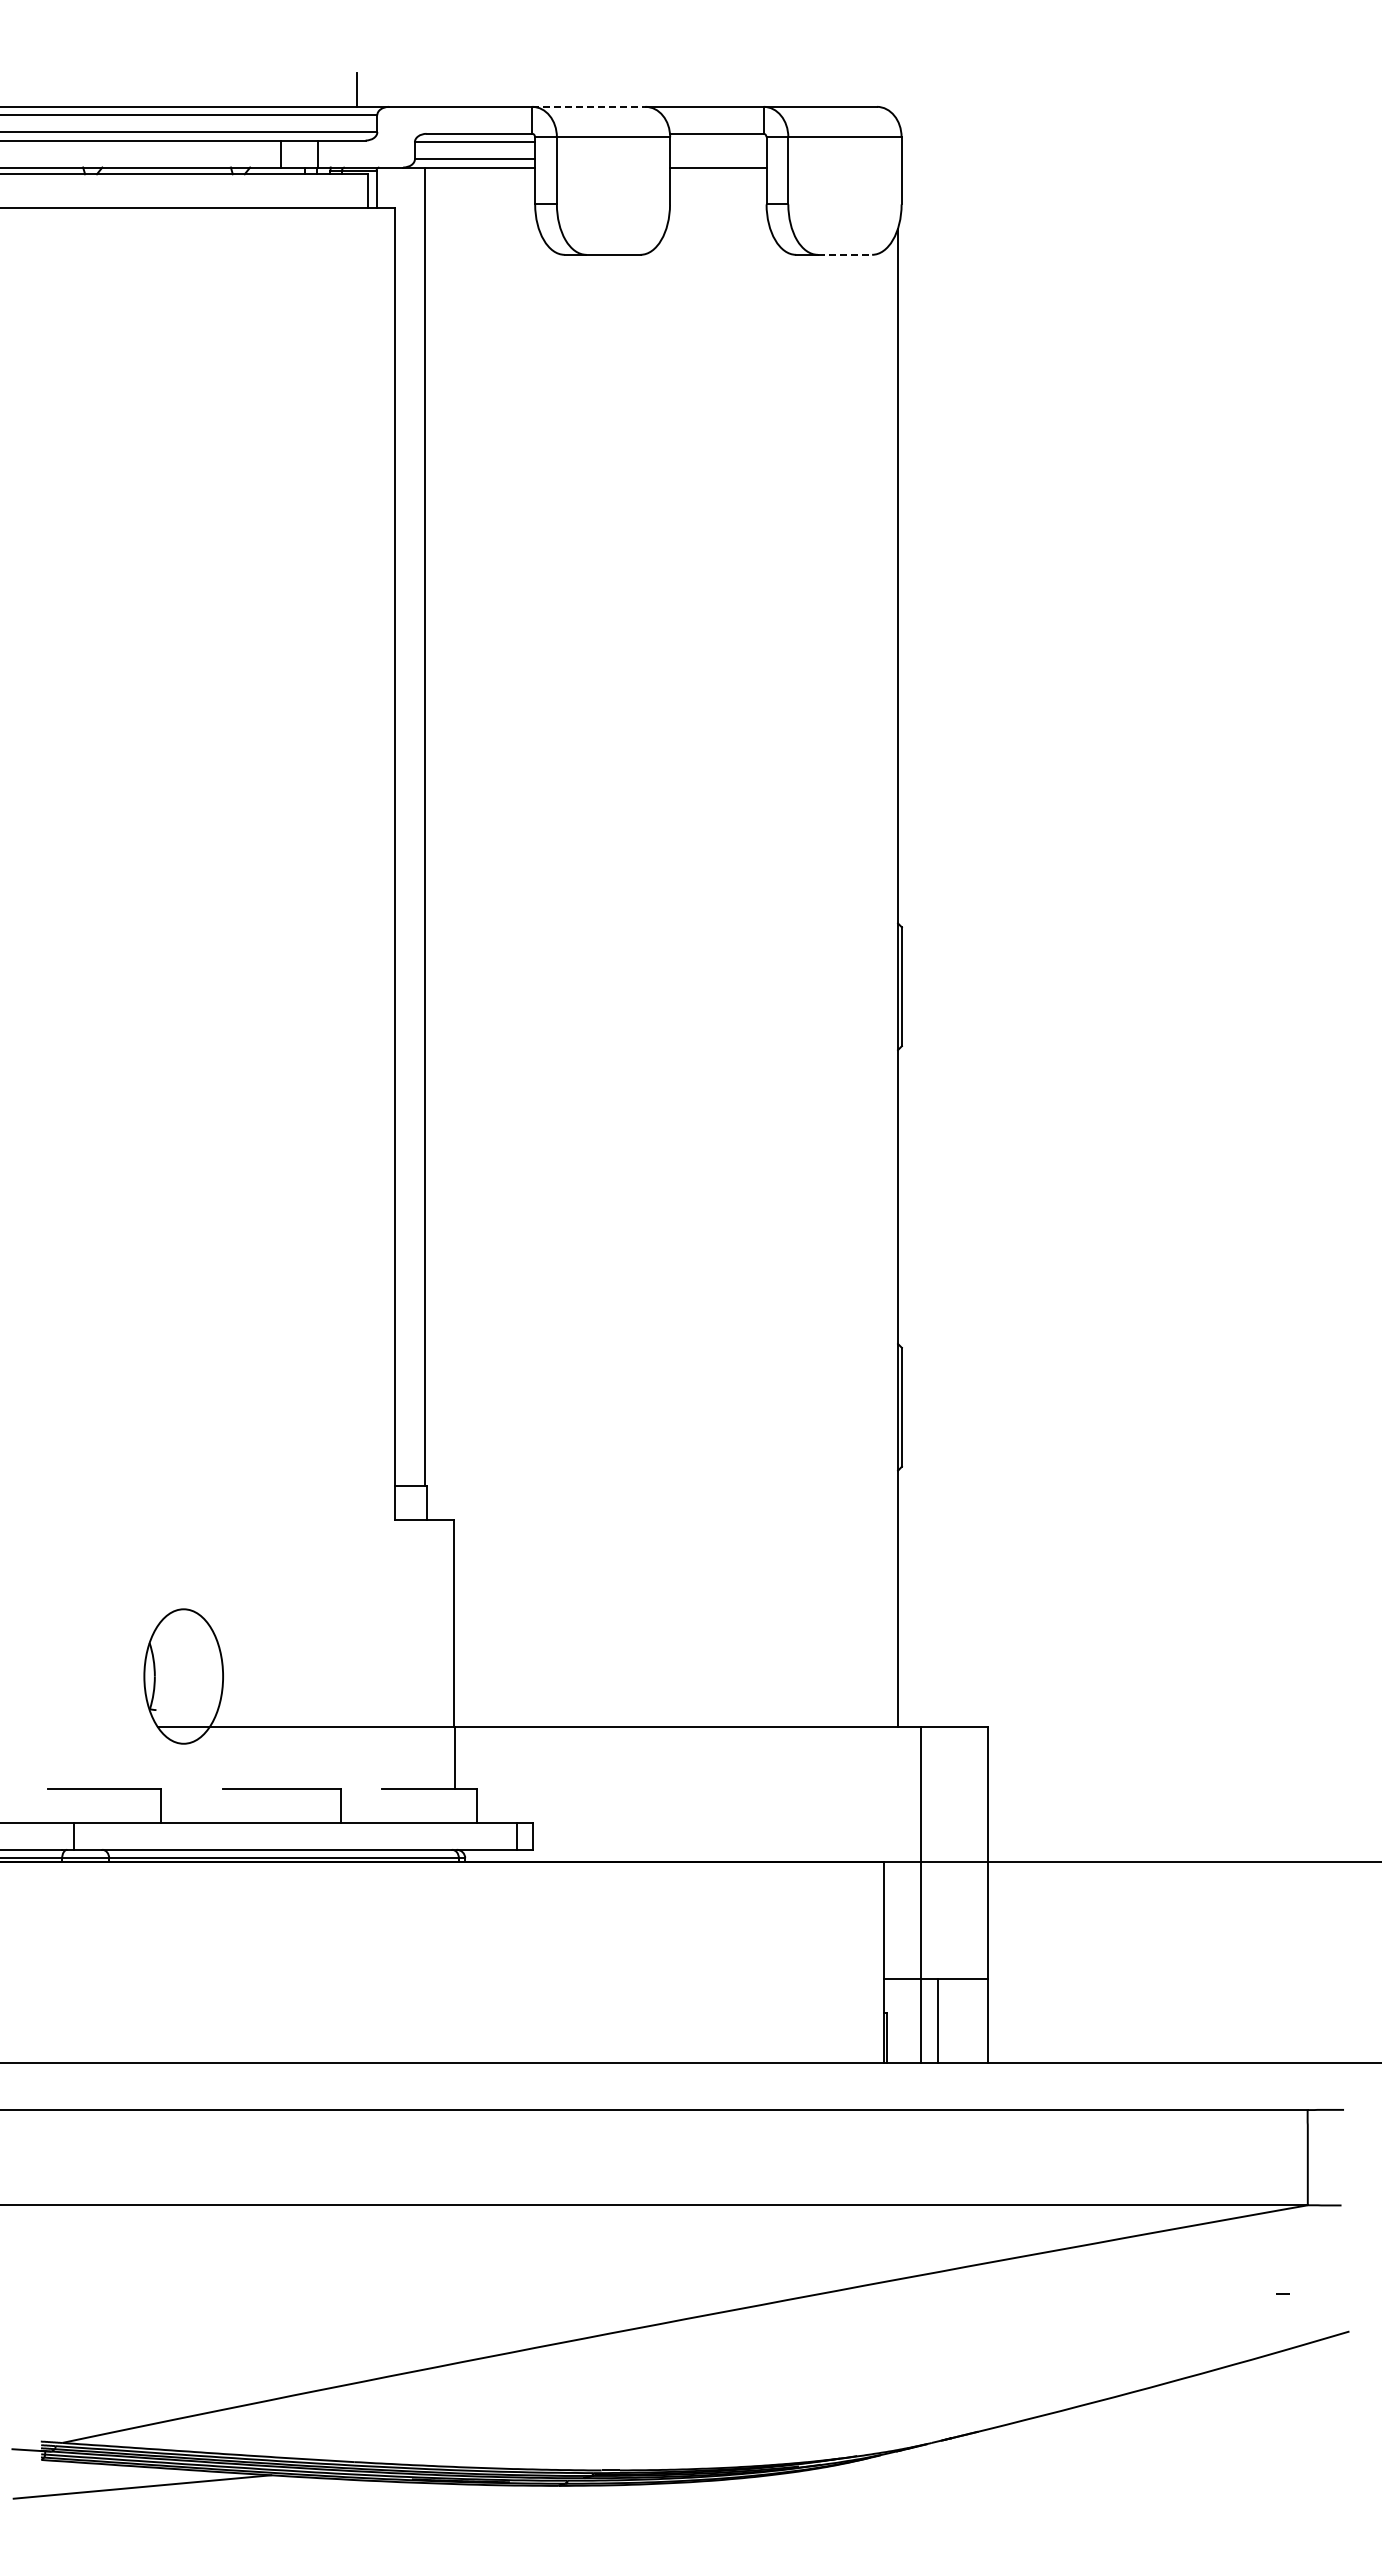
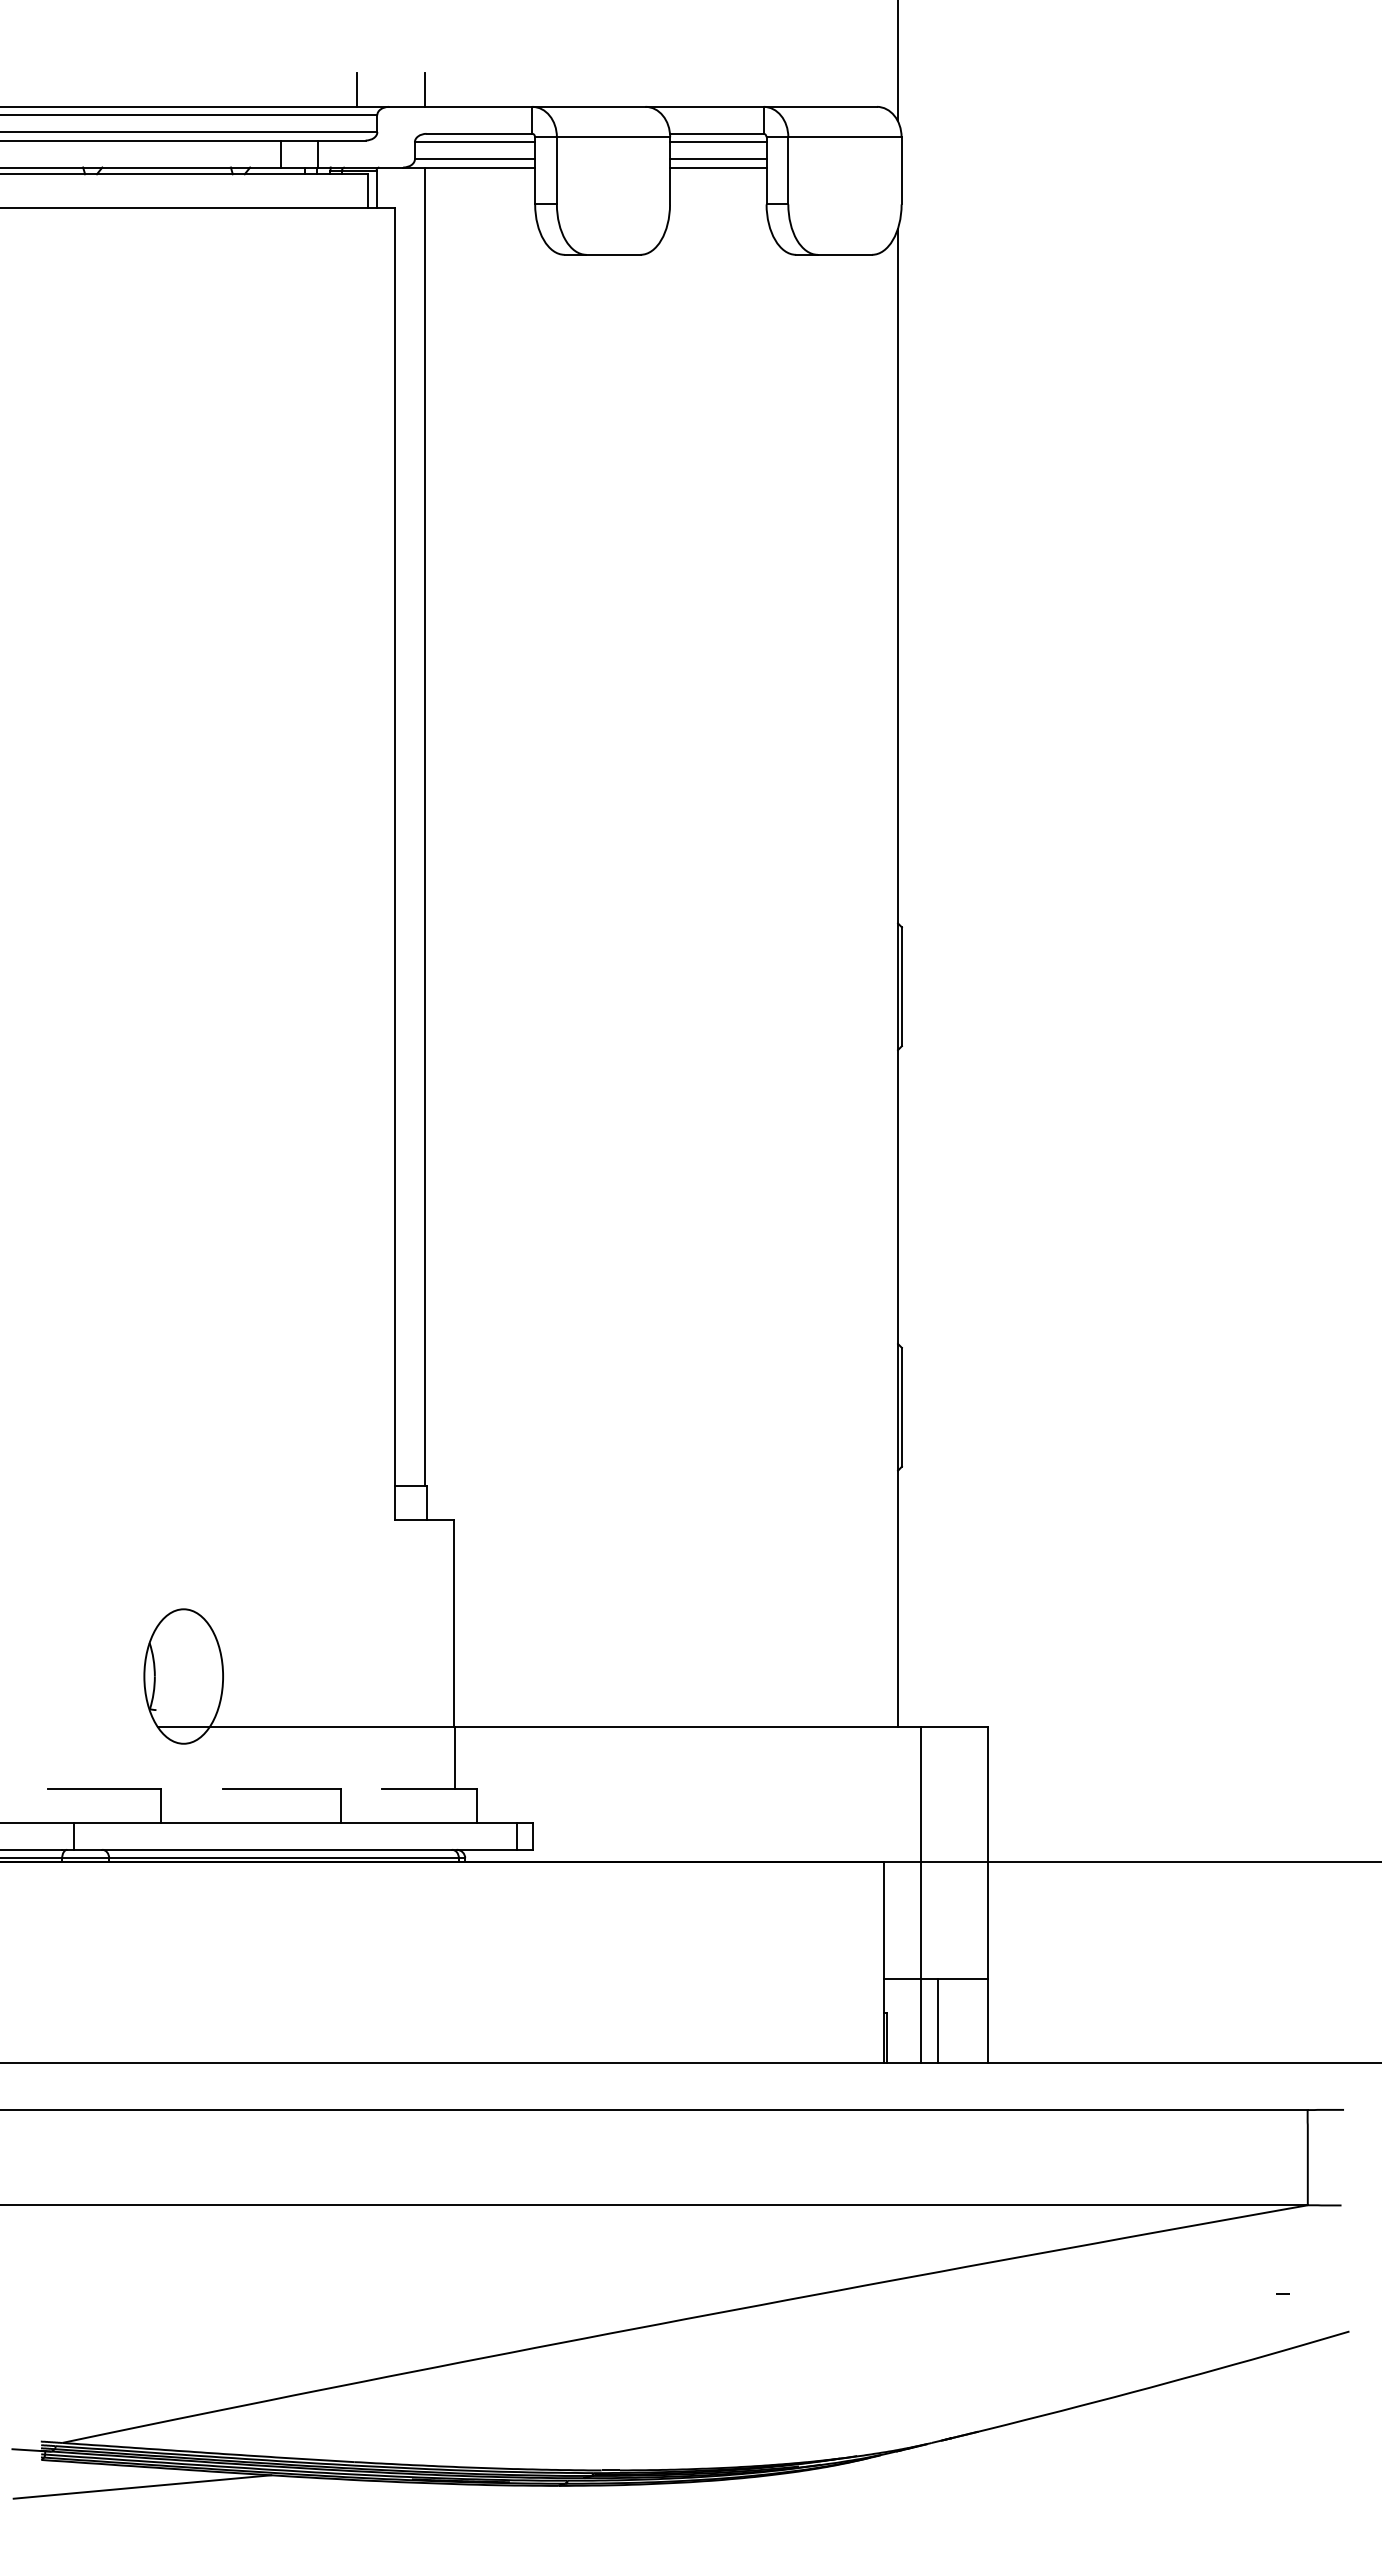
line: none -> present (898, 61)
line: none -> present (425, 89)
line: dashed -> solid (588, 106)
line: none -> present (718, 142)
line: none -> present (718, 159)
line: dashed -> solid (845, 255)
